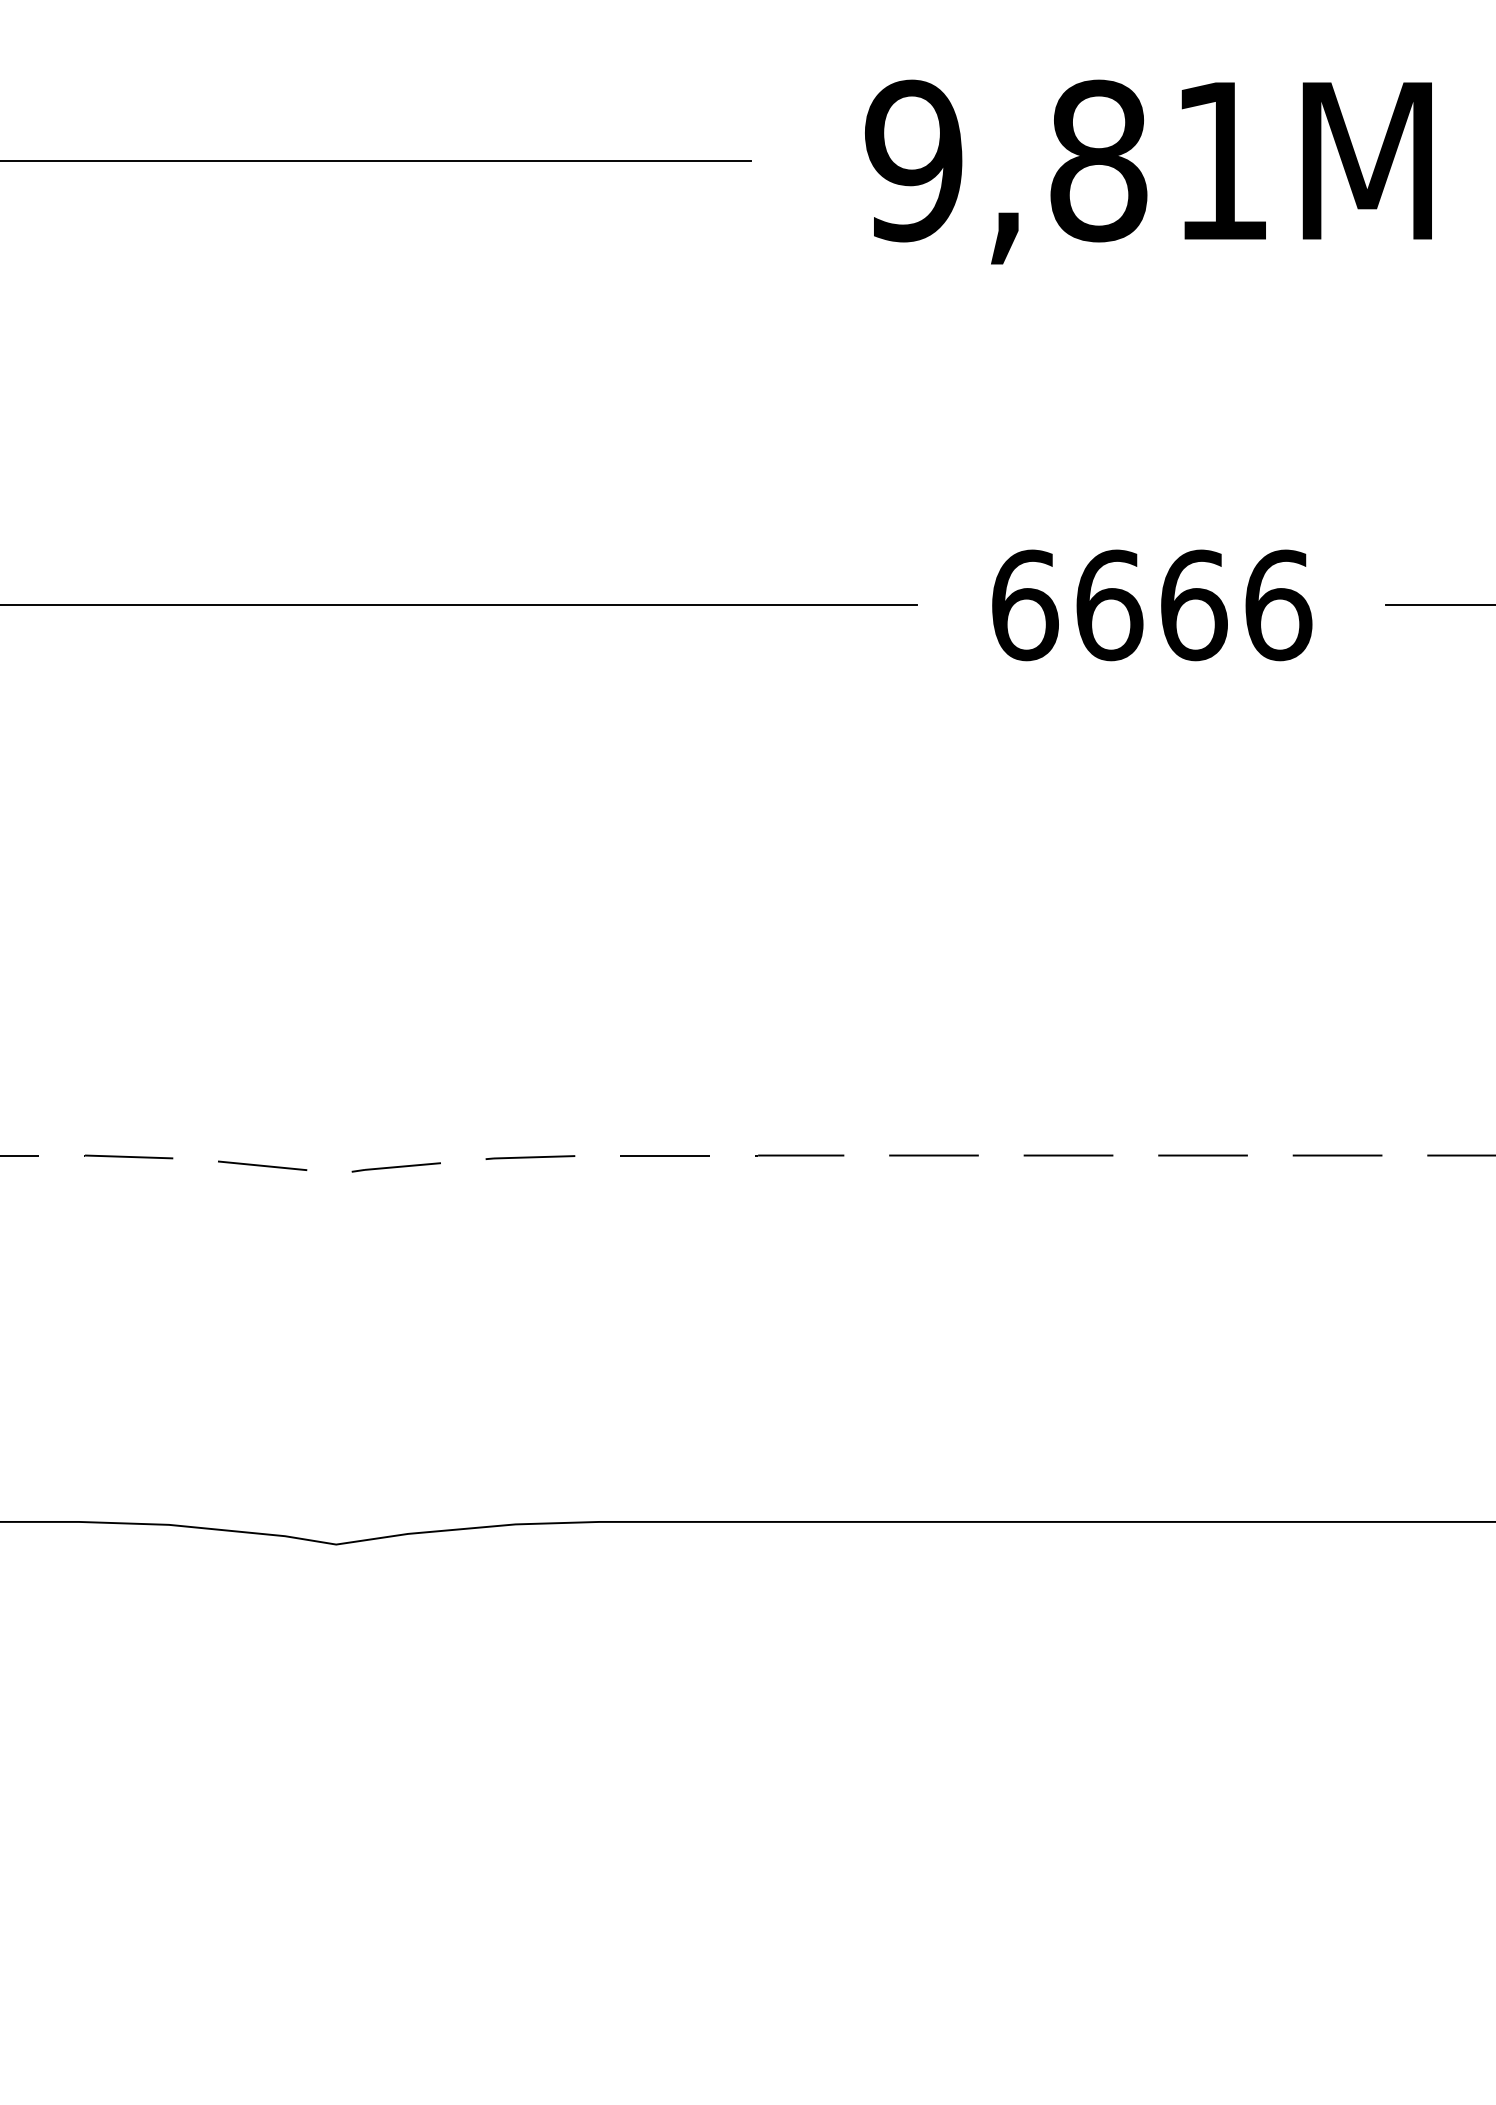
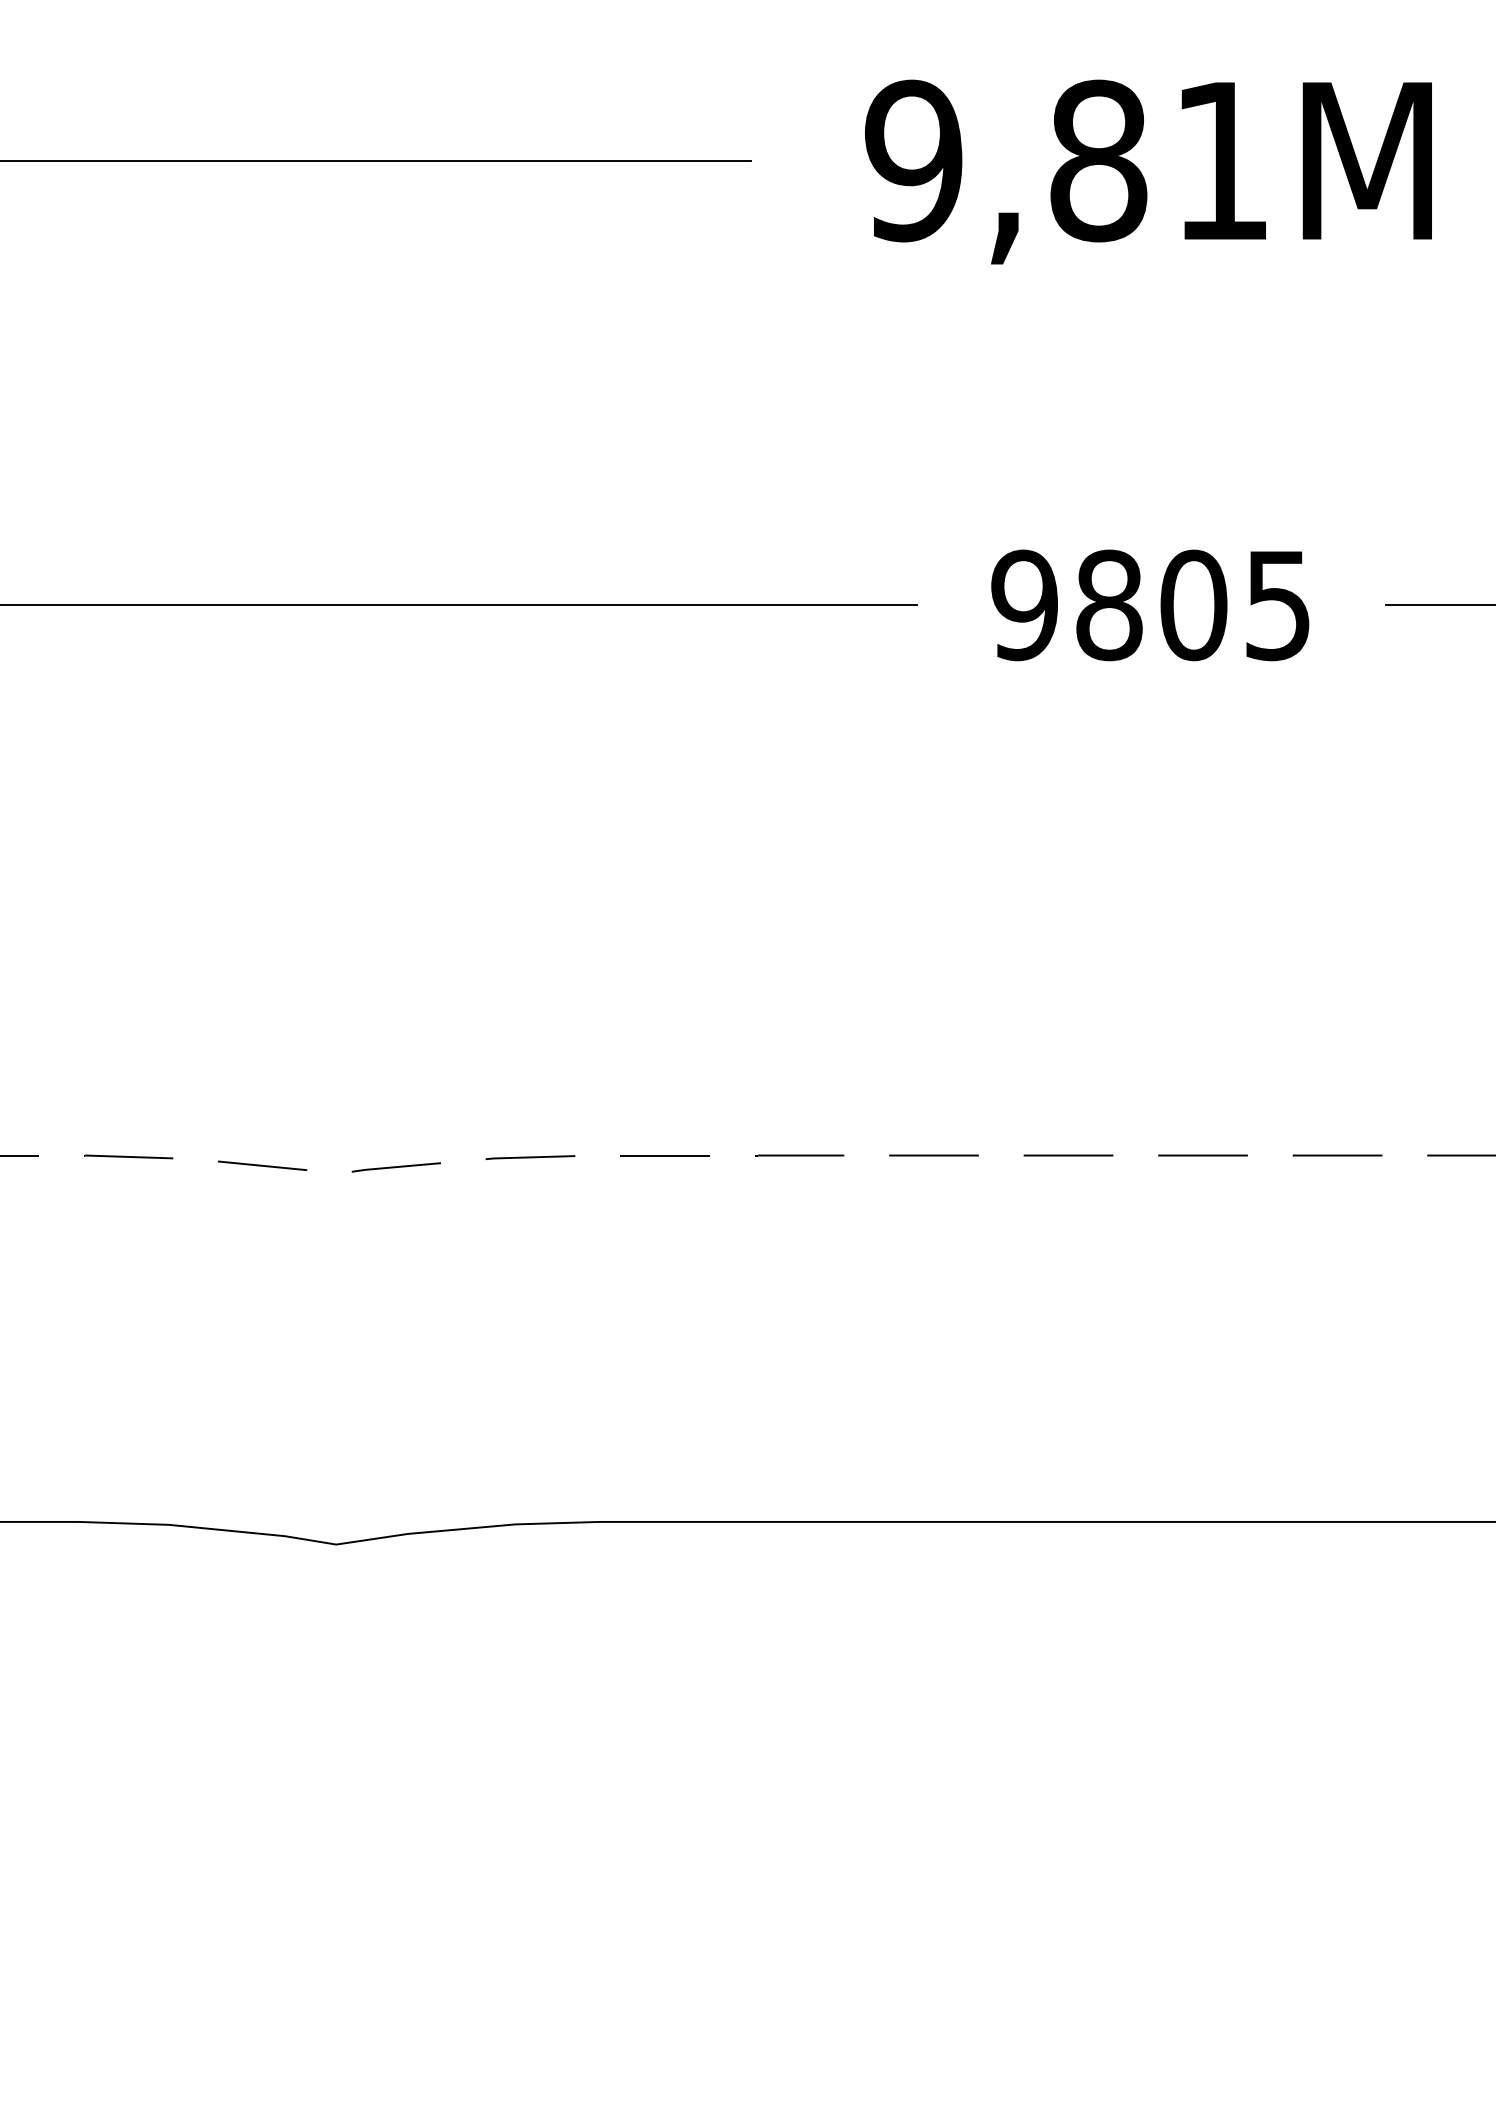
text: 6666 -> 9805 (1151, 605)
